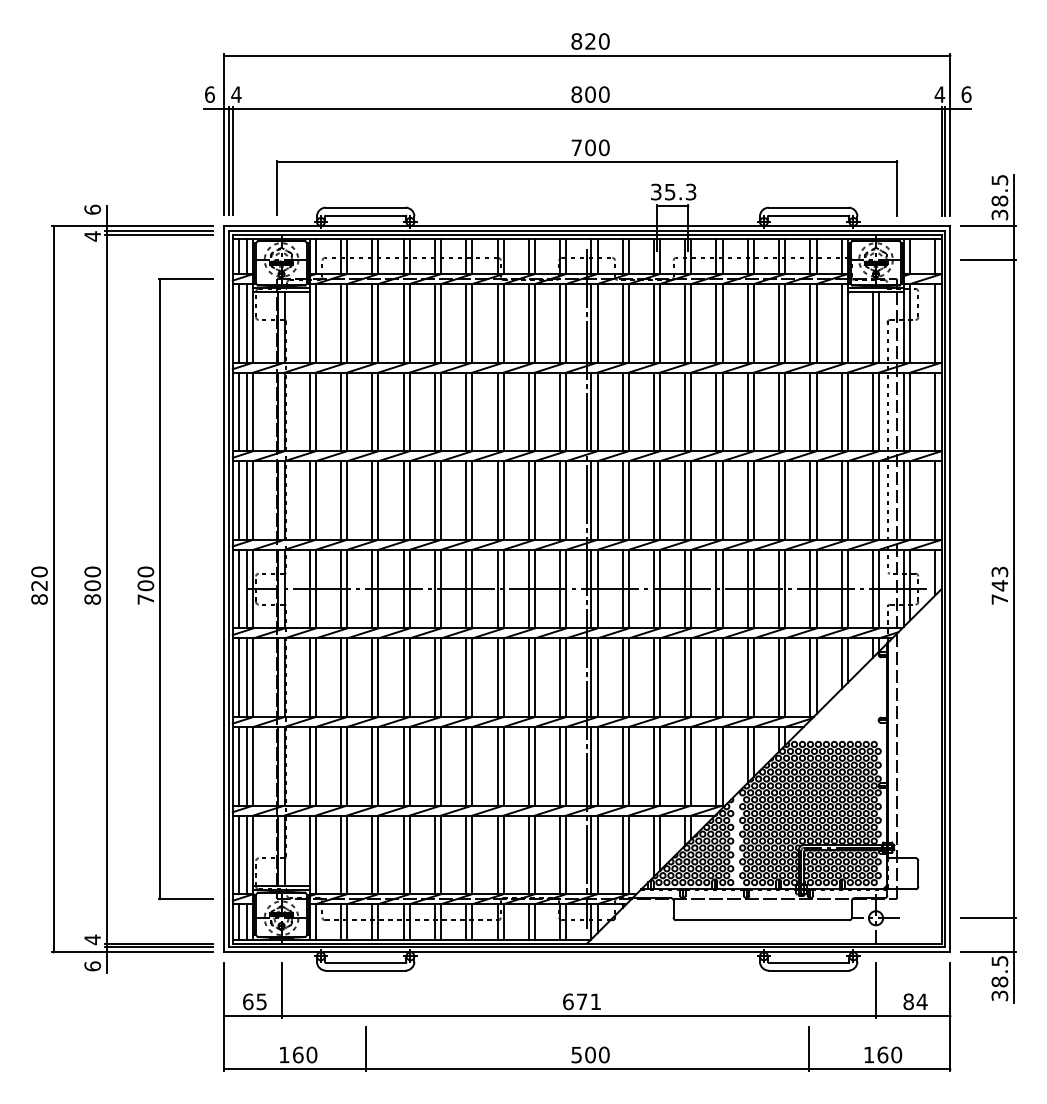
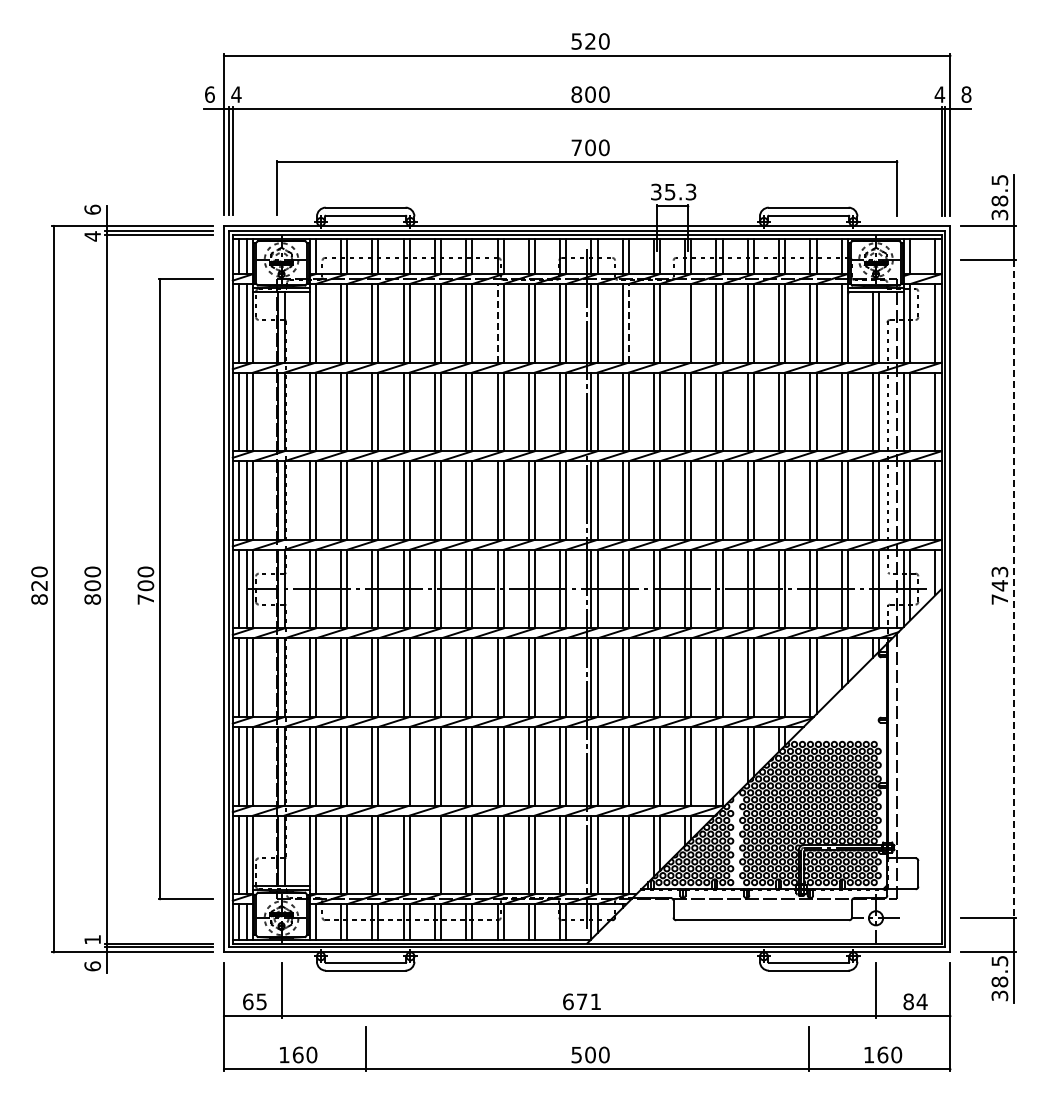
text: 820 -> 520 (576, 41)
text: 6 -> 8 (966, 94)
line: solid -> dashed (497, 322)
line: solid -> dashed (628, 322)
line: present -> none (685, 323)
line: solid -> dashed (1014, 589)
line: present -> none (403, 766)
line: present -> none (434, 854)
text: 4 -> 1 (92, 939)
